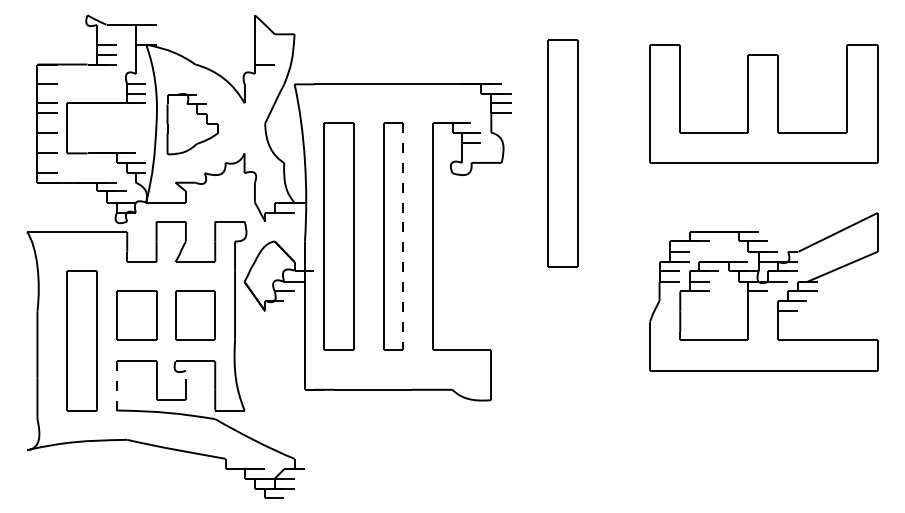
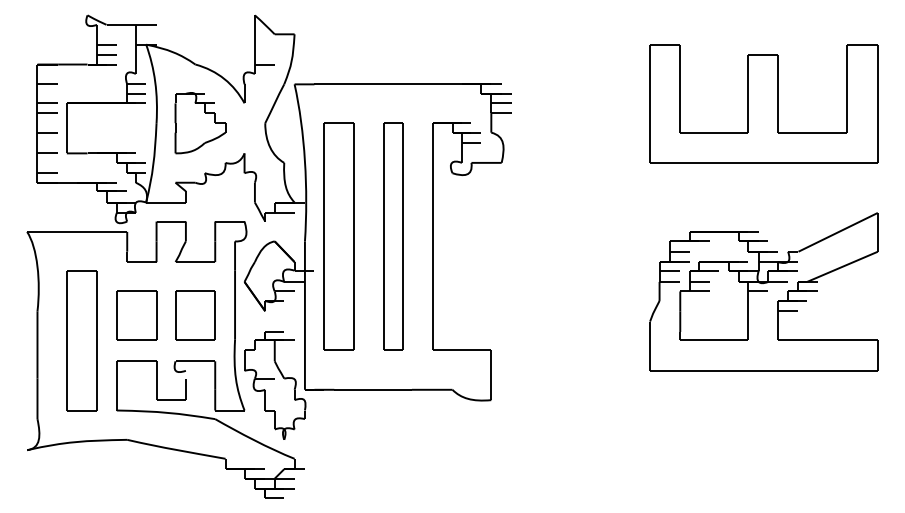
part position: (192, 124) -> (200, 123) (200, 123)
part: present -> none (562, 153)
line: dashed -> solid (403, 237)
line: dashed -> solid (116, 385)
part: none -> present (275, 385)
